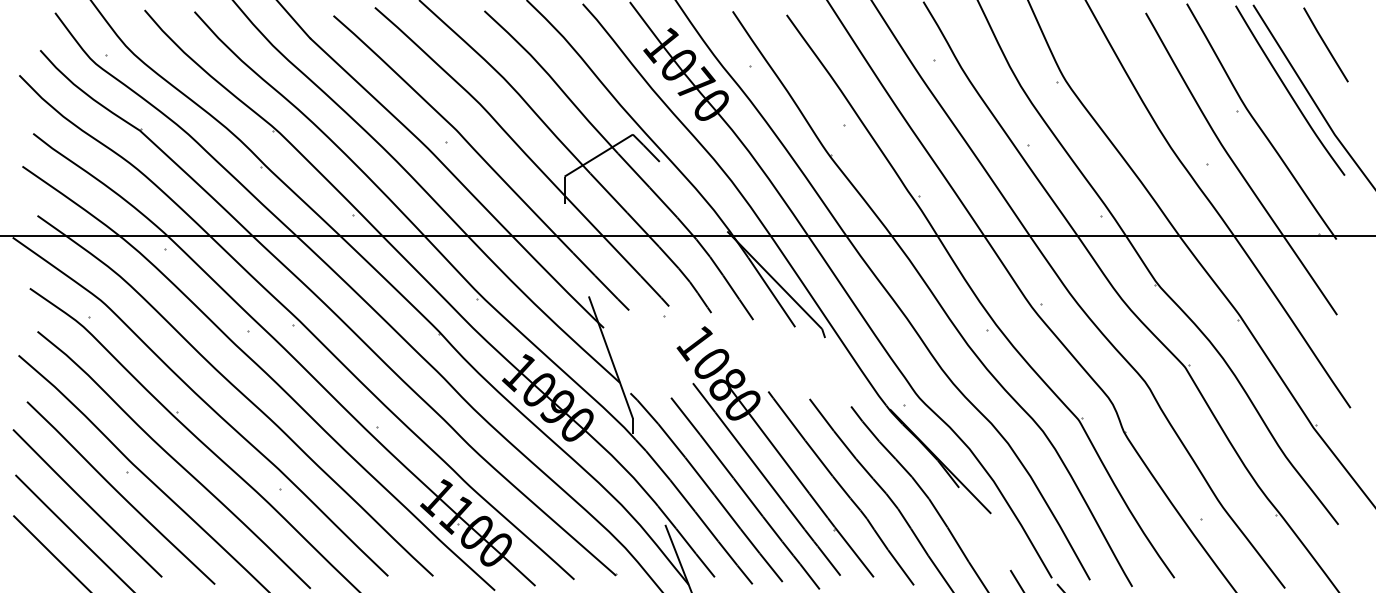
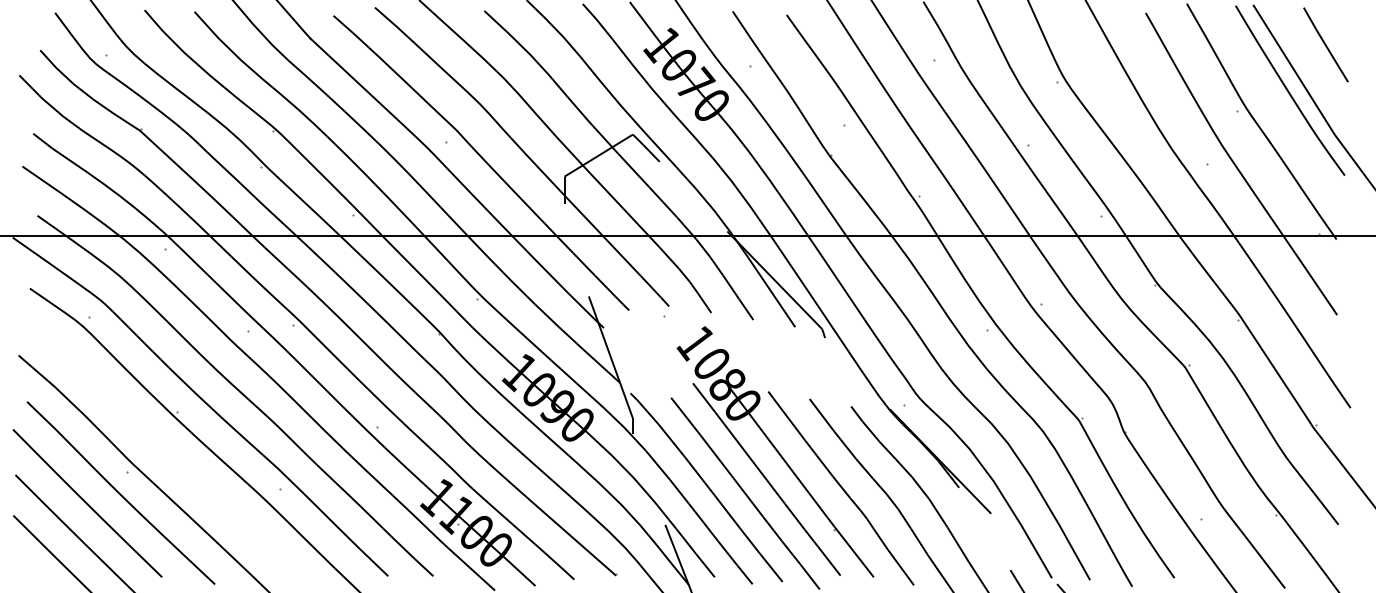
curve: present -> none (174, 460)
